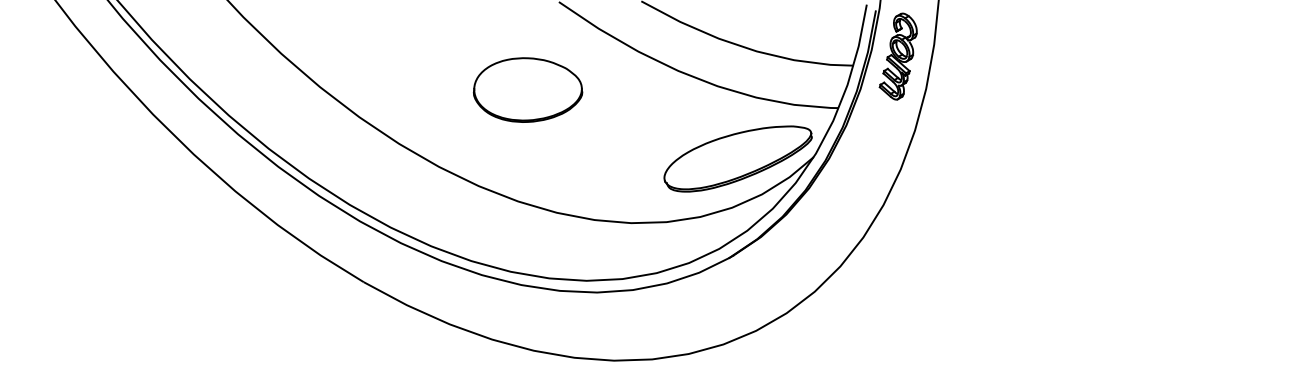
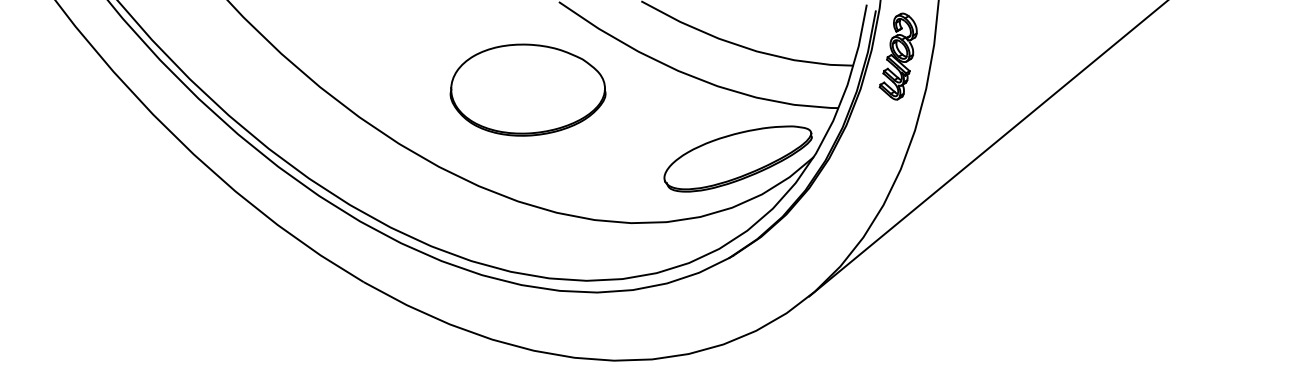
part size: 111x66 px -> 158x94 px (527, 89)
line: none -> present (987, 149)
